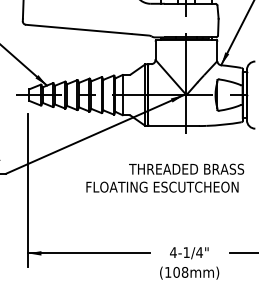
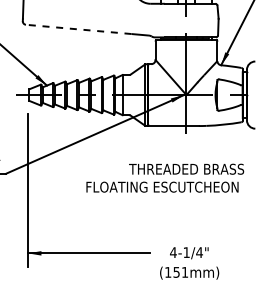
line: solid -> dashed (78, 29)
line: present -> none (242, 253)
text: (108mm) -> (151mm) (180, 271)
